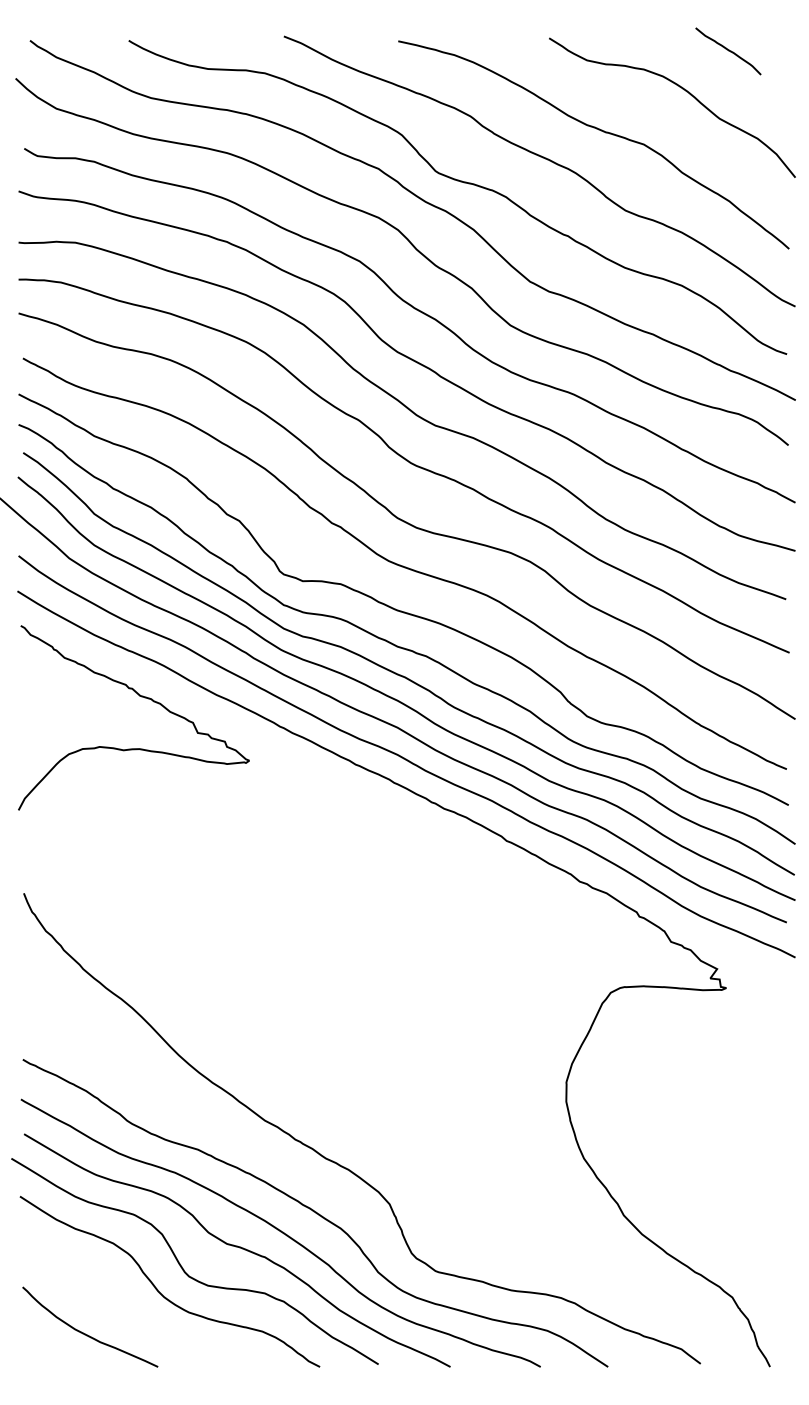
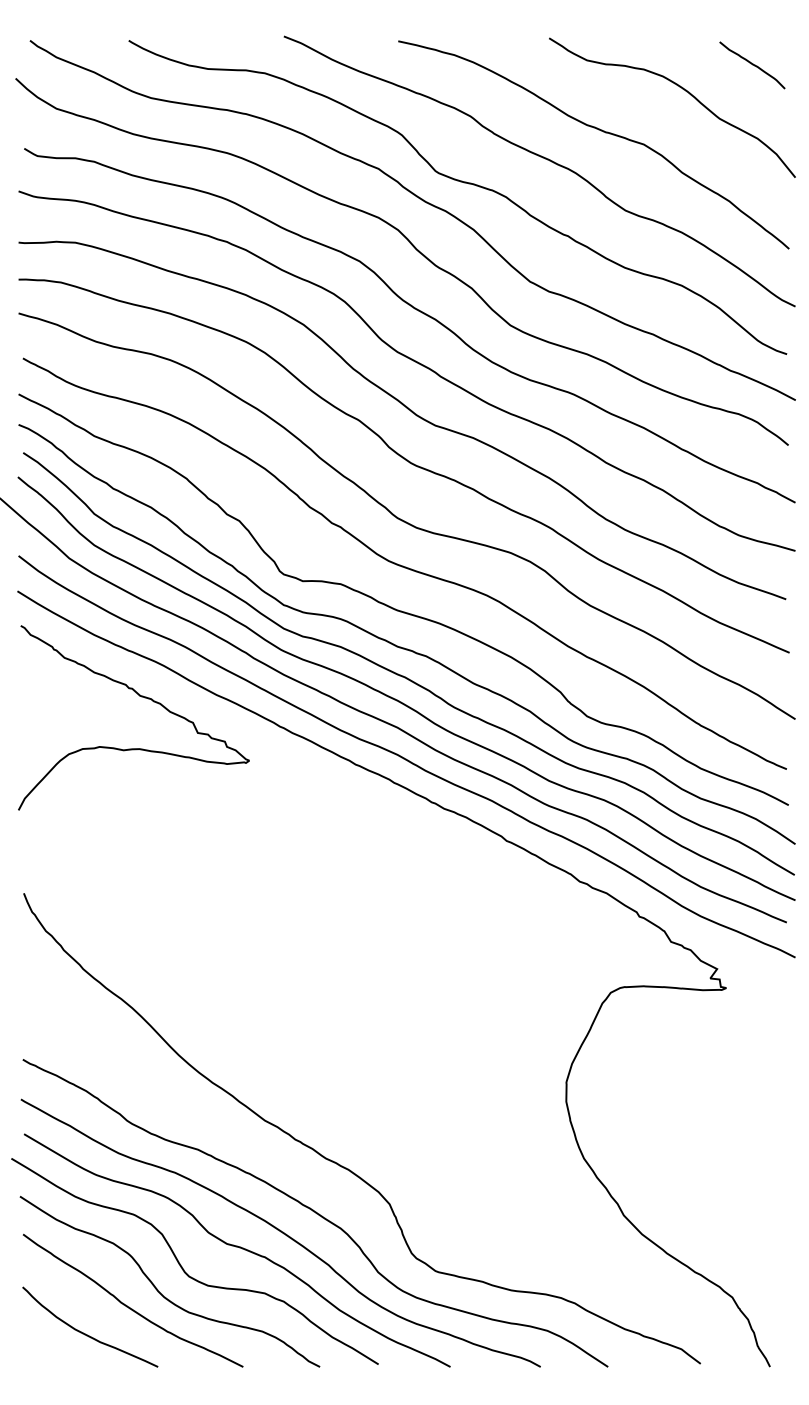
curve position: (728, 51) -> (752, 65) (752, 65)
curve: none -> present (129, 1306)
